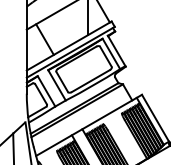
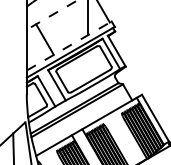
line: solid -> dashed (51, 15)
line: solid -> dashed (69, 45)
